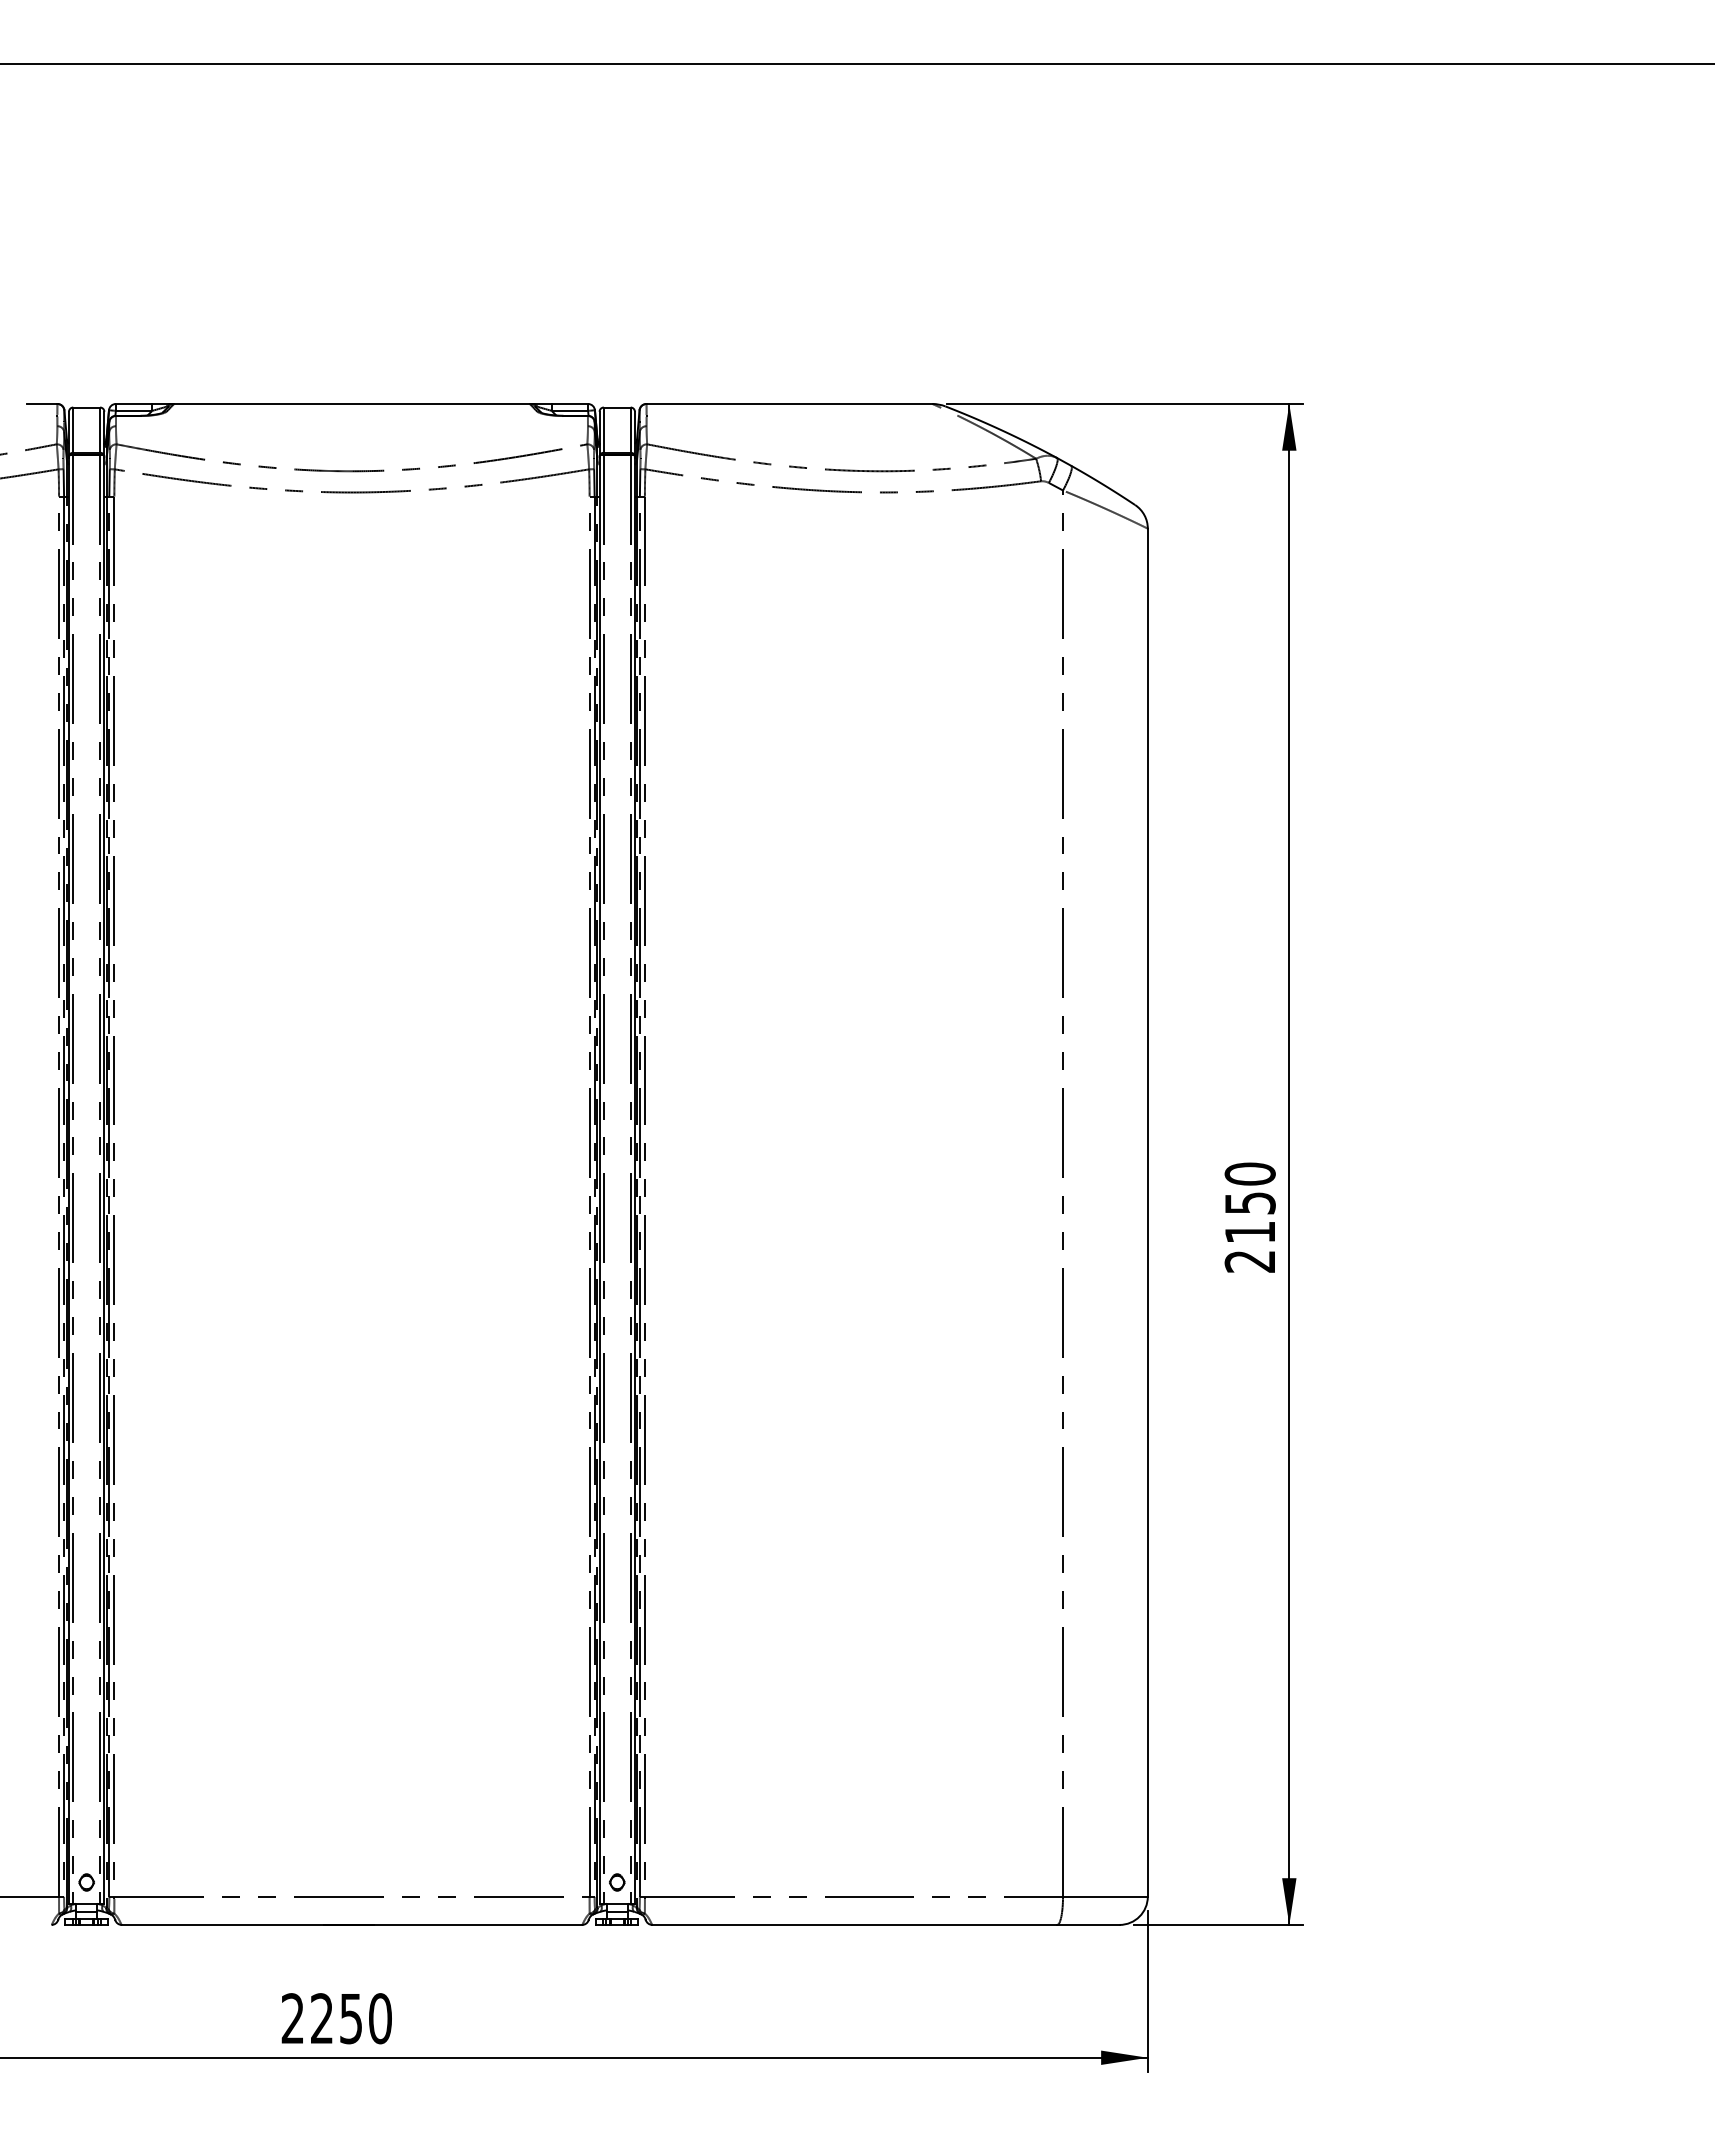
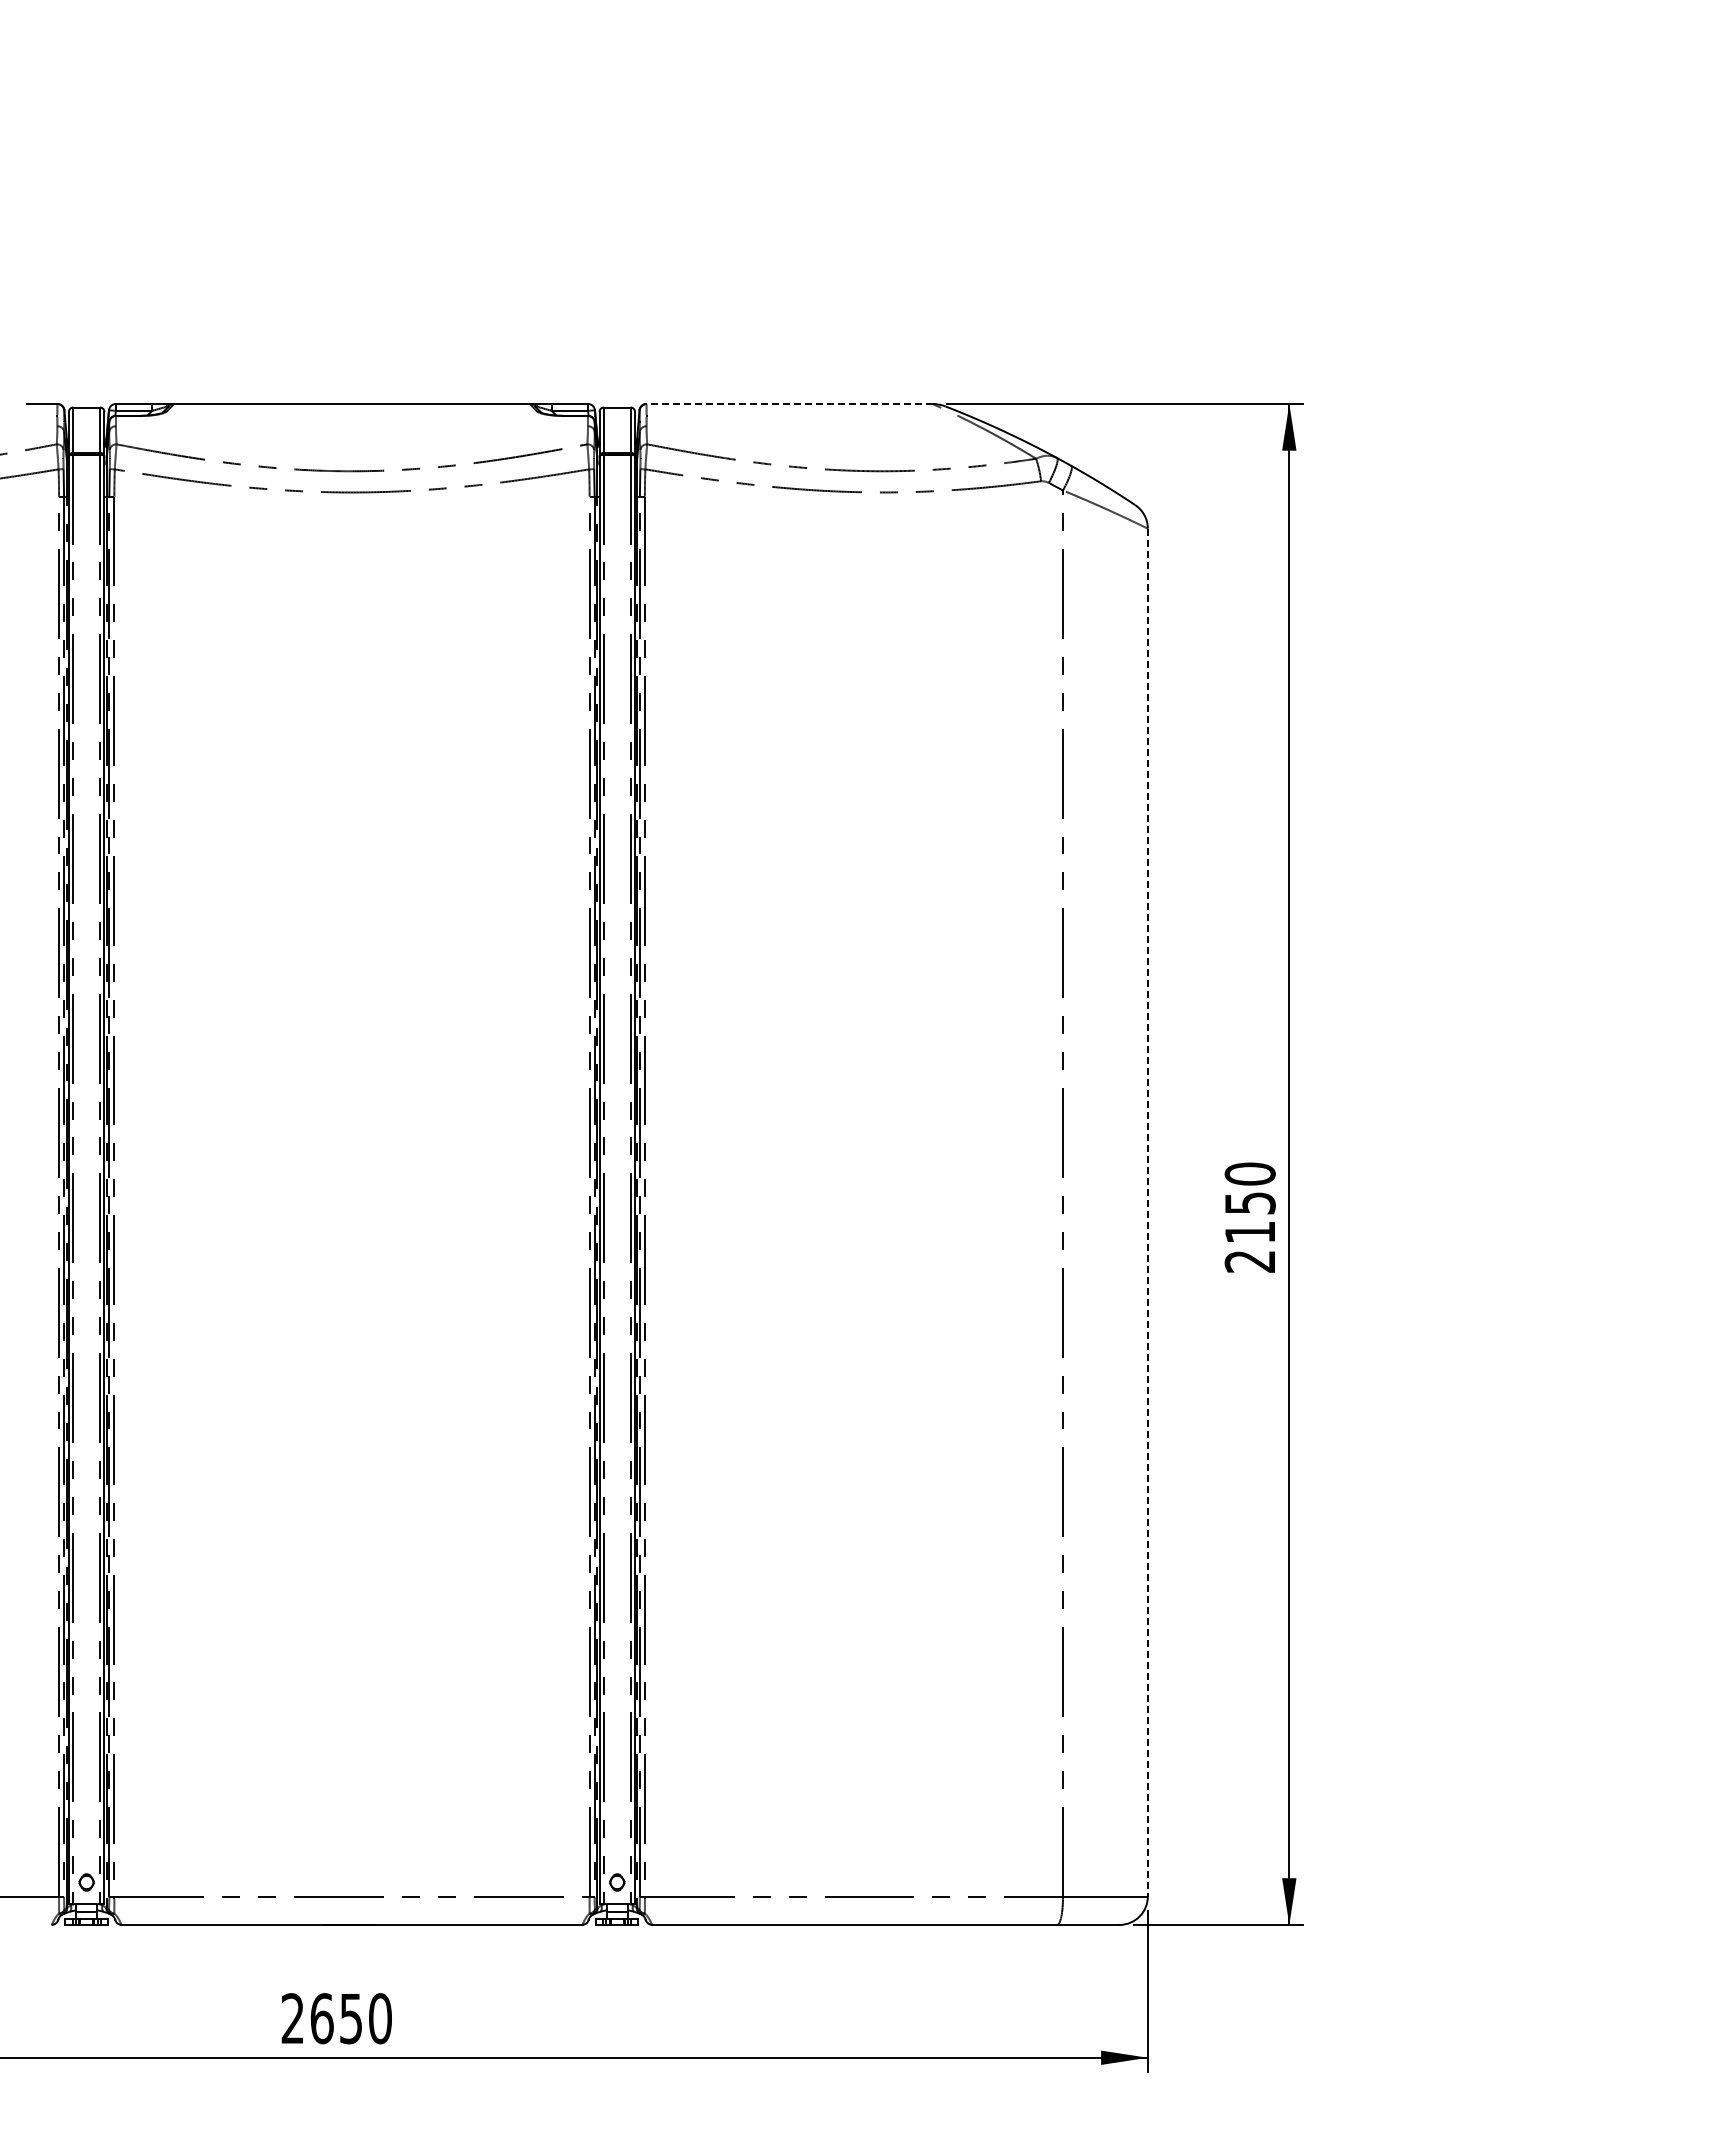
line: present -> none (856, 64)
line: solid -> dashed (789, 403)
line: solid -> dashed (1147, 1213)
text: 2250 -> 2650 (321, 2018)
